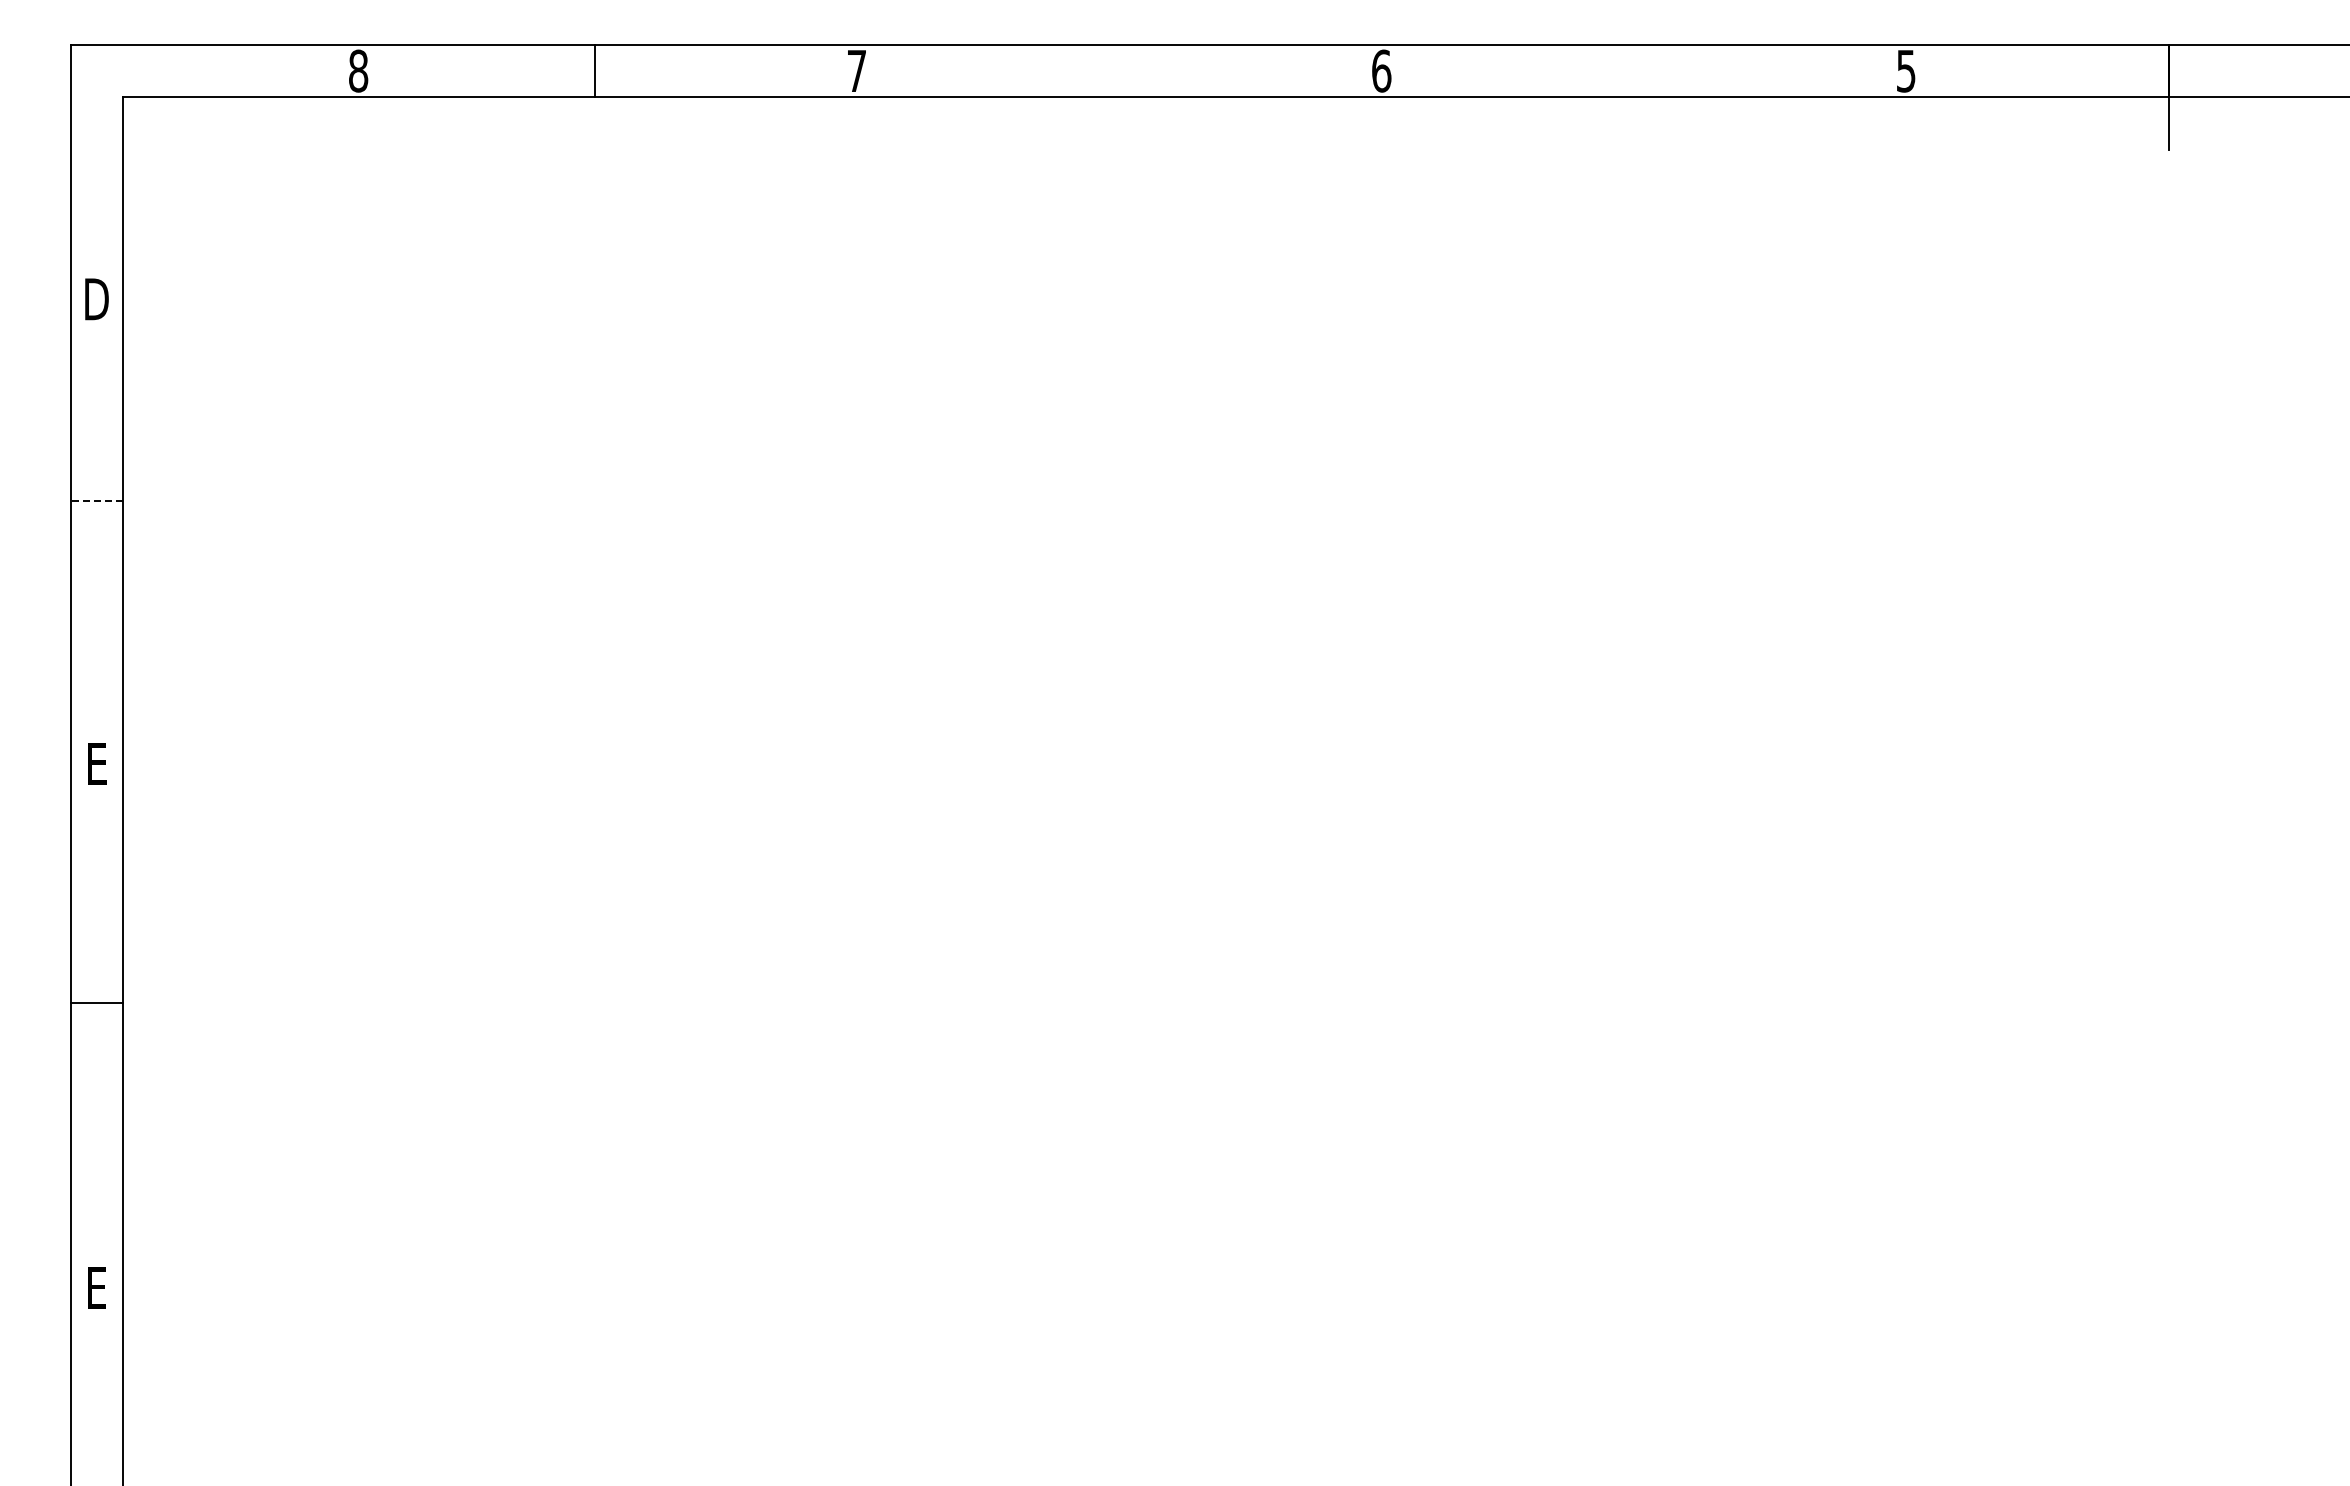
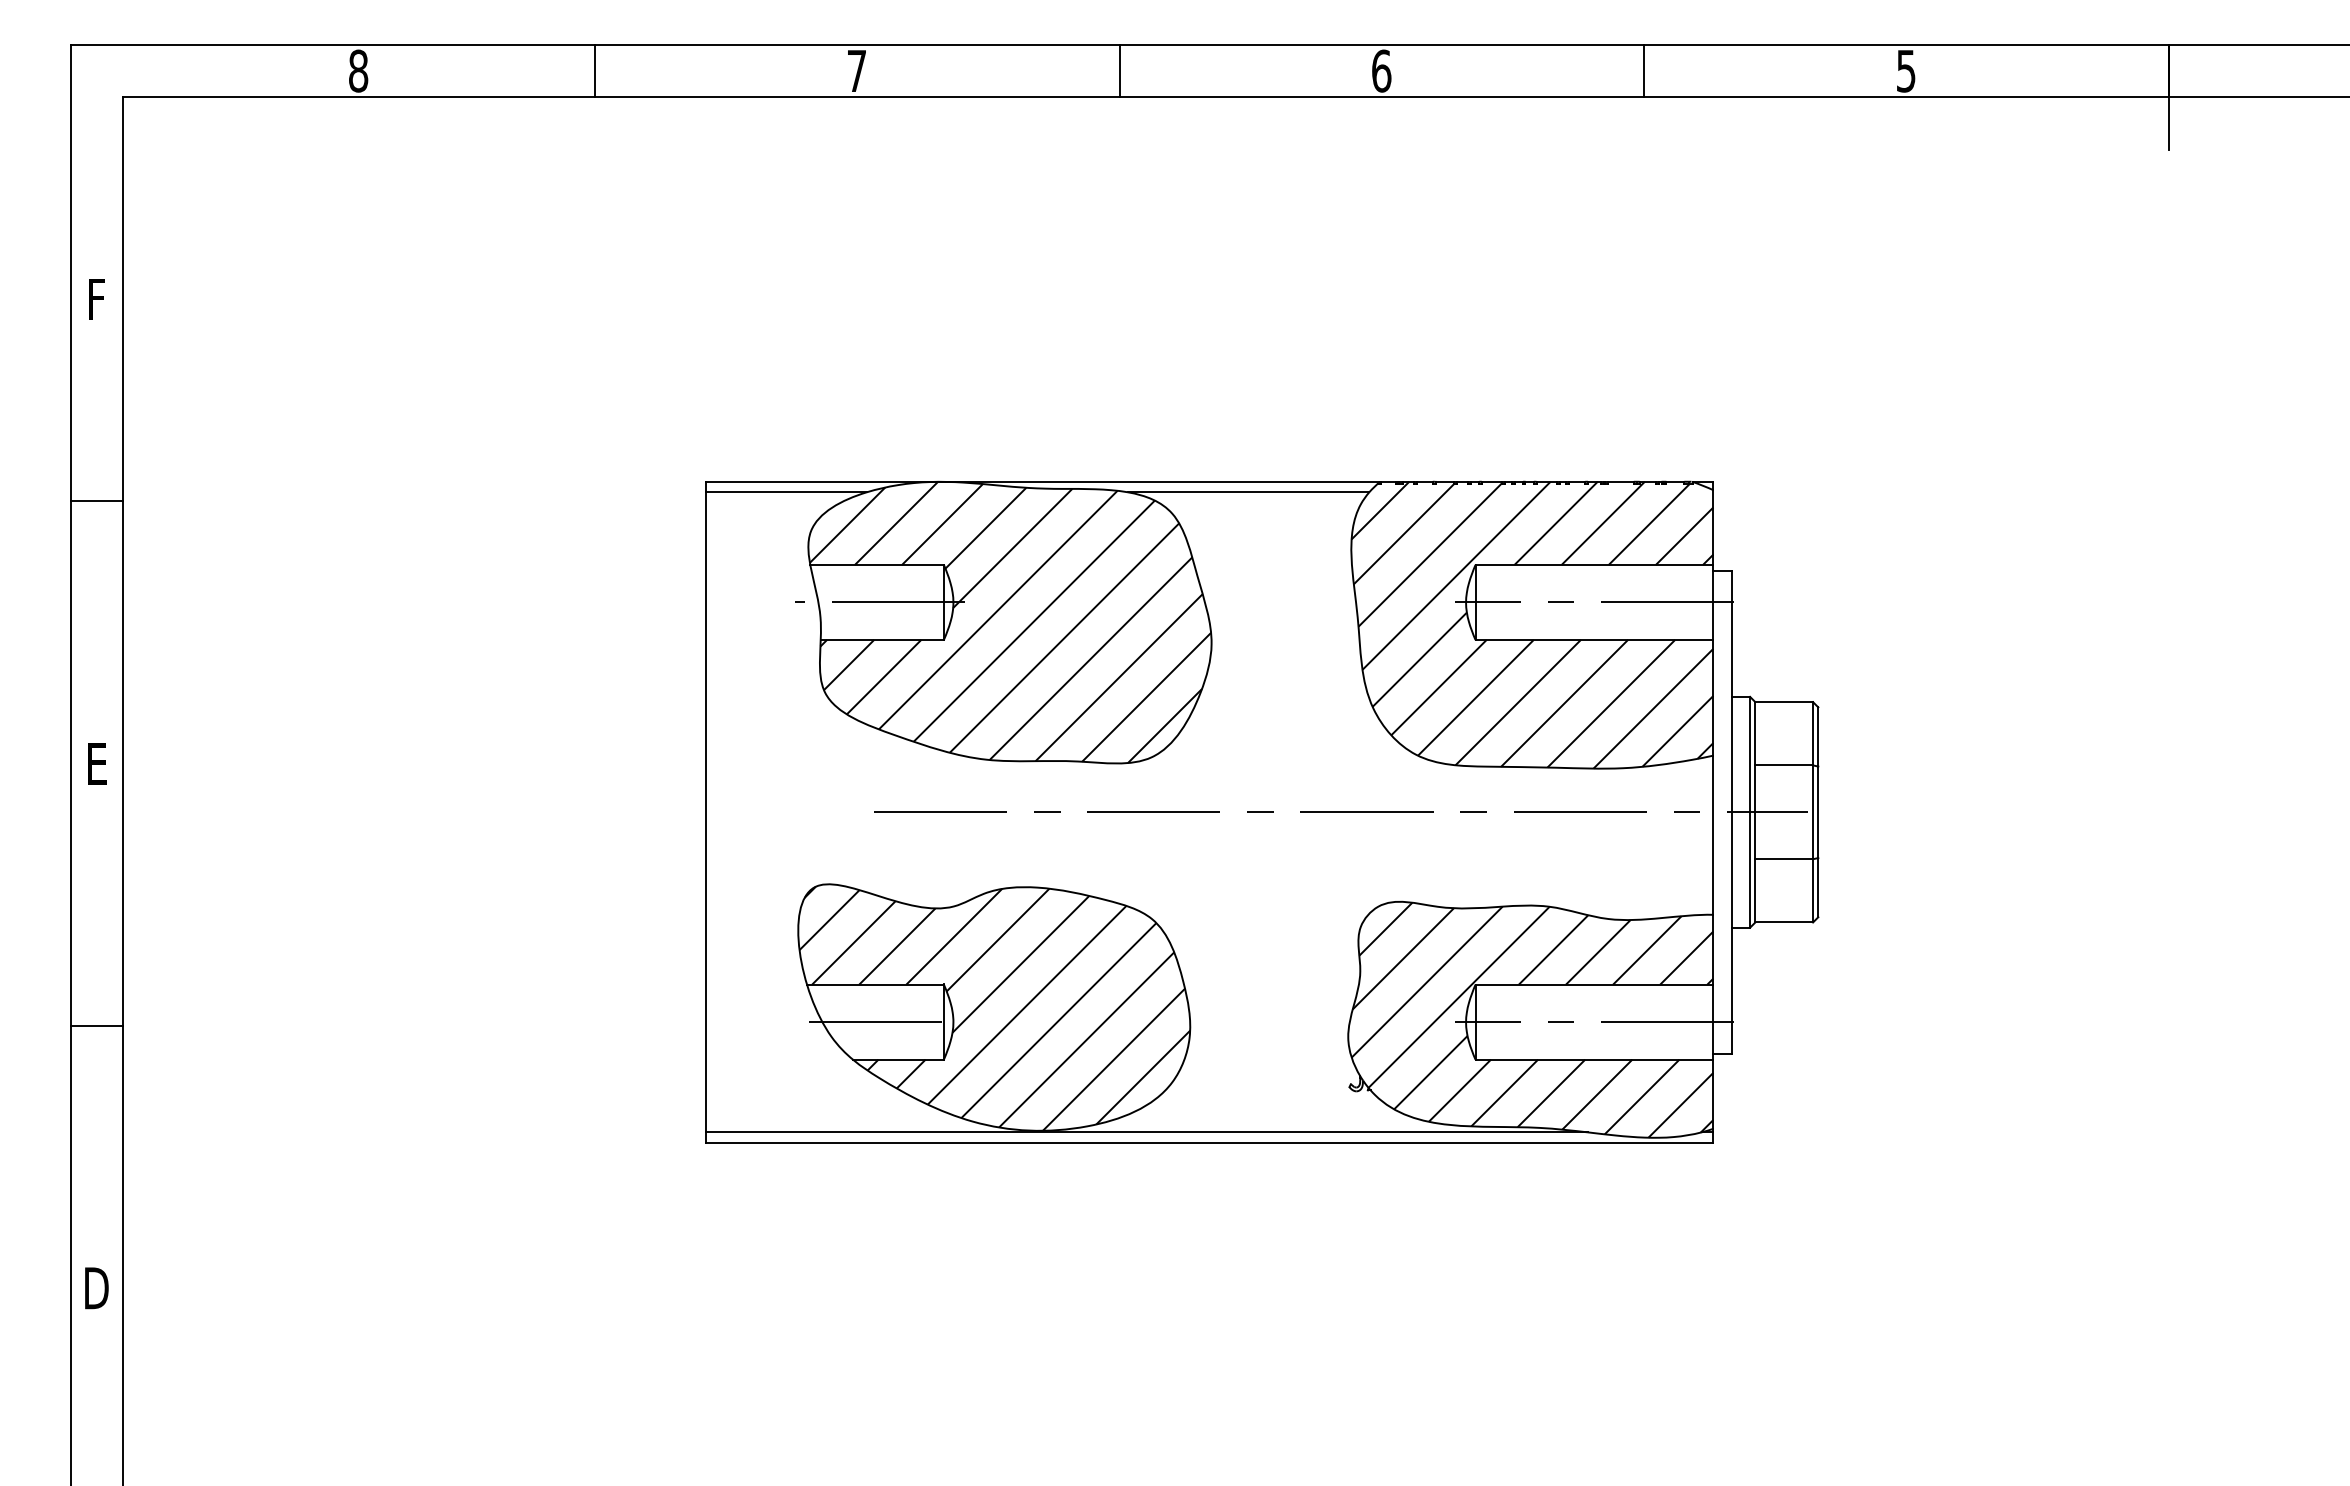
line: none -> present (1119, 70)
line: none -> present (1644, 70)
text: D -> F (96, 299)
line: dashed -> solid (96, 501)
part: none -> present (1262, 811)
line position: (96, 1002) -> (96, 1025) (96, 1025)
text: E -> D (96, 1288)
